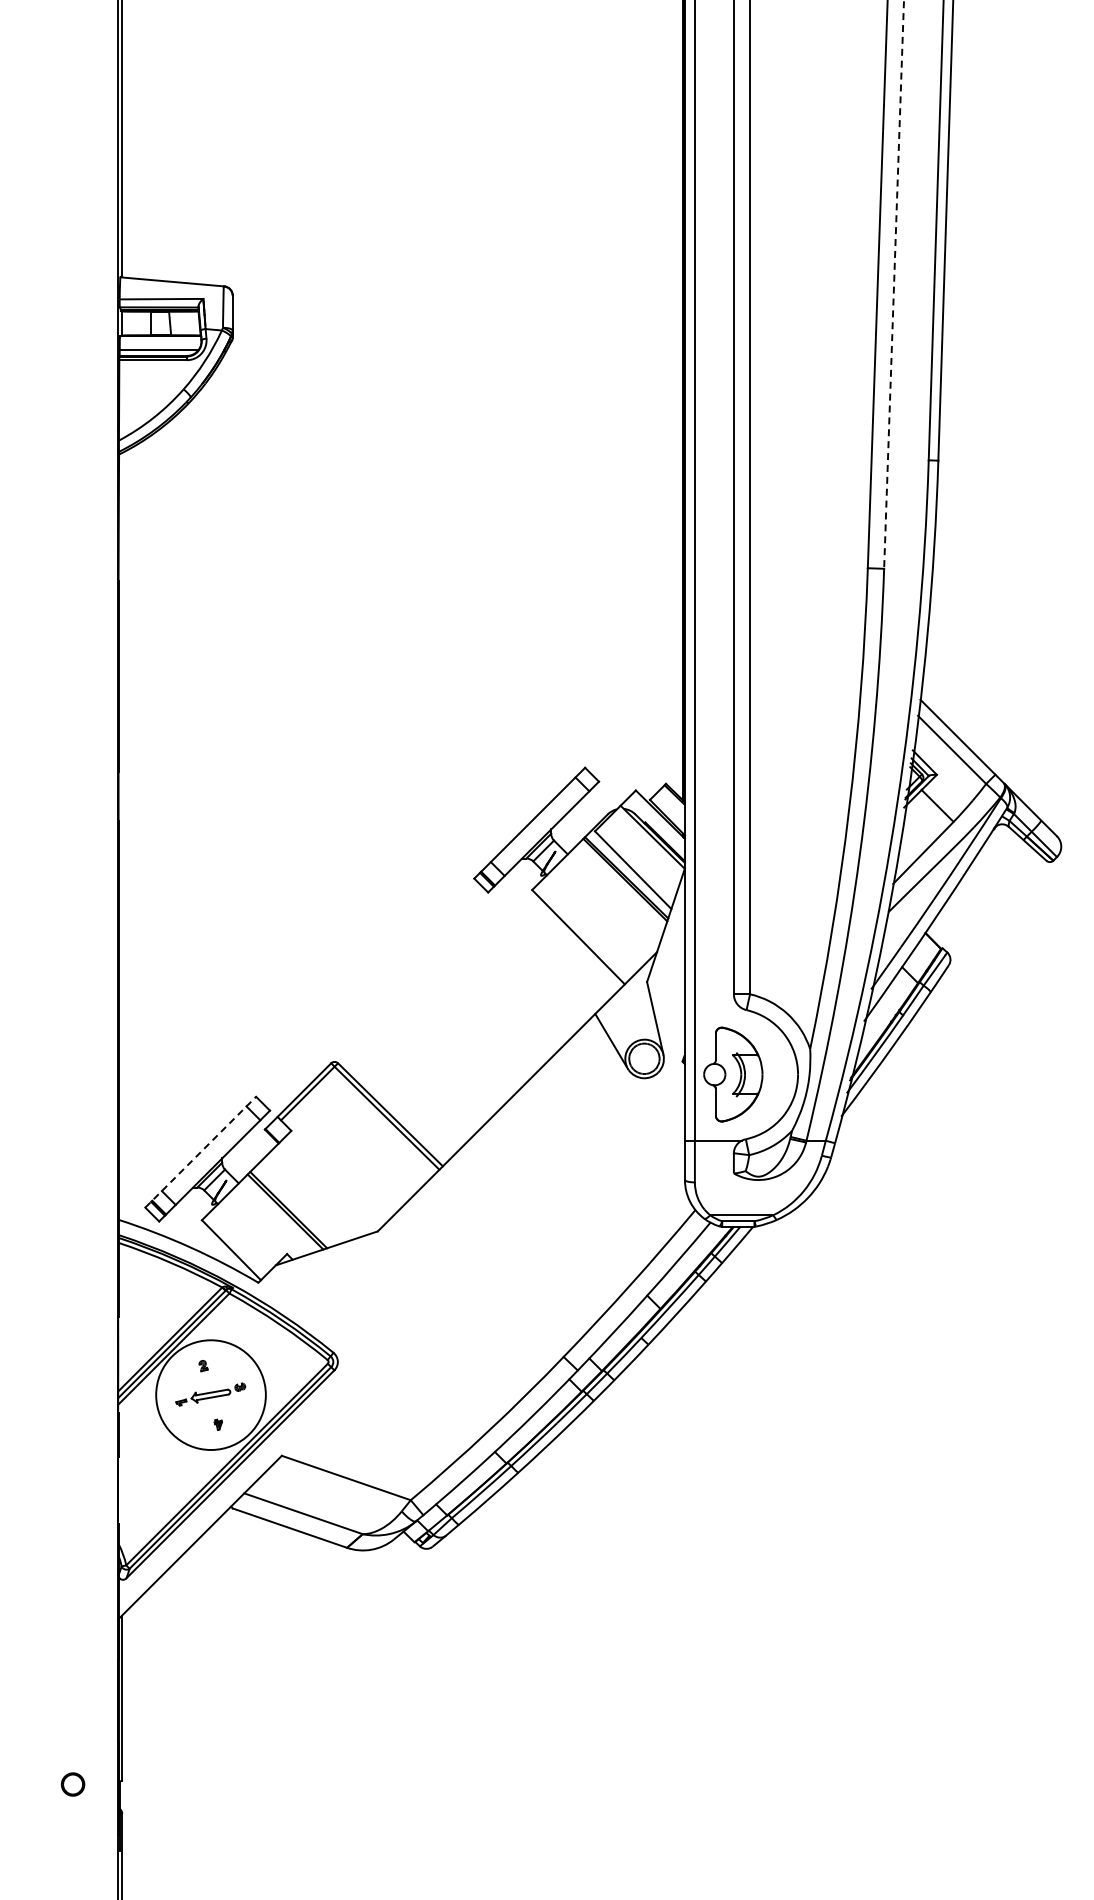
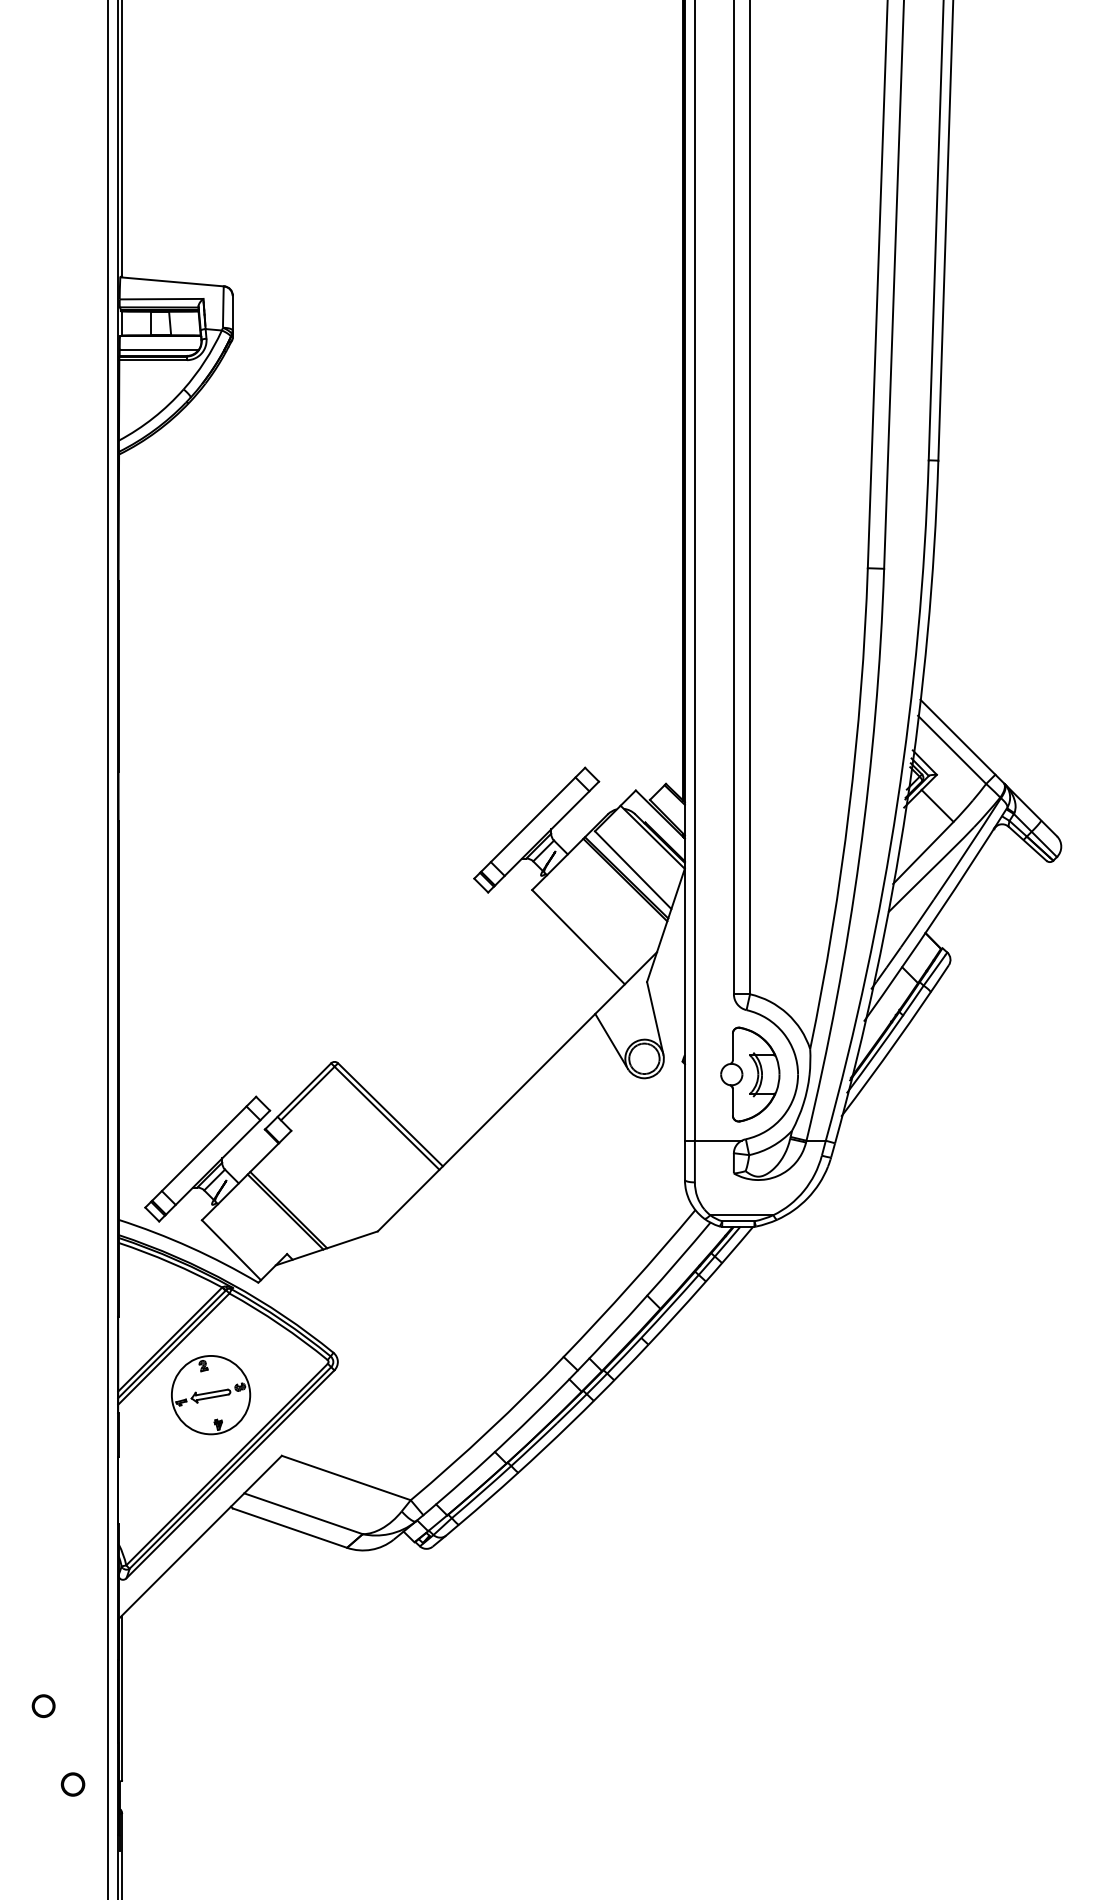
line: dashed -> solid (894, 284)
line: none -> present (108, 949)
part position: (733, 1074) -> (750, 1074) (750, 1074)
line: dashed -> solid (201, 1151)
circle diameter: 110 px -> 78 px (210, 1394)
part: none -> present (43, 1706)
